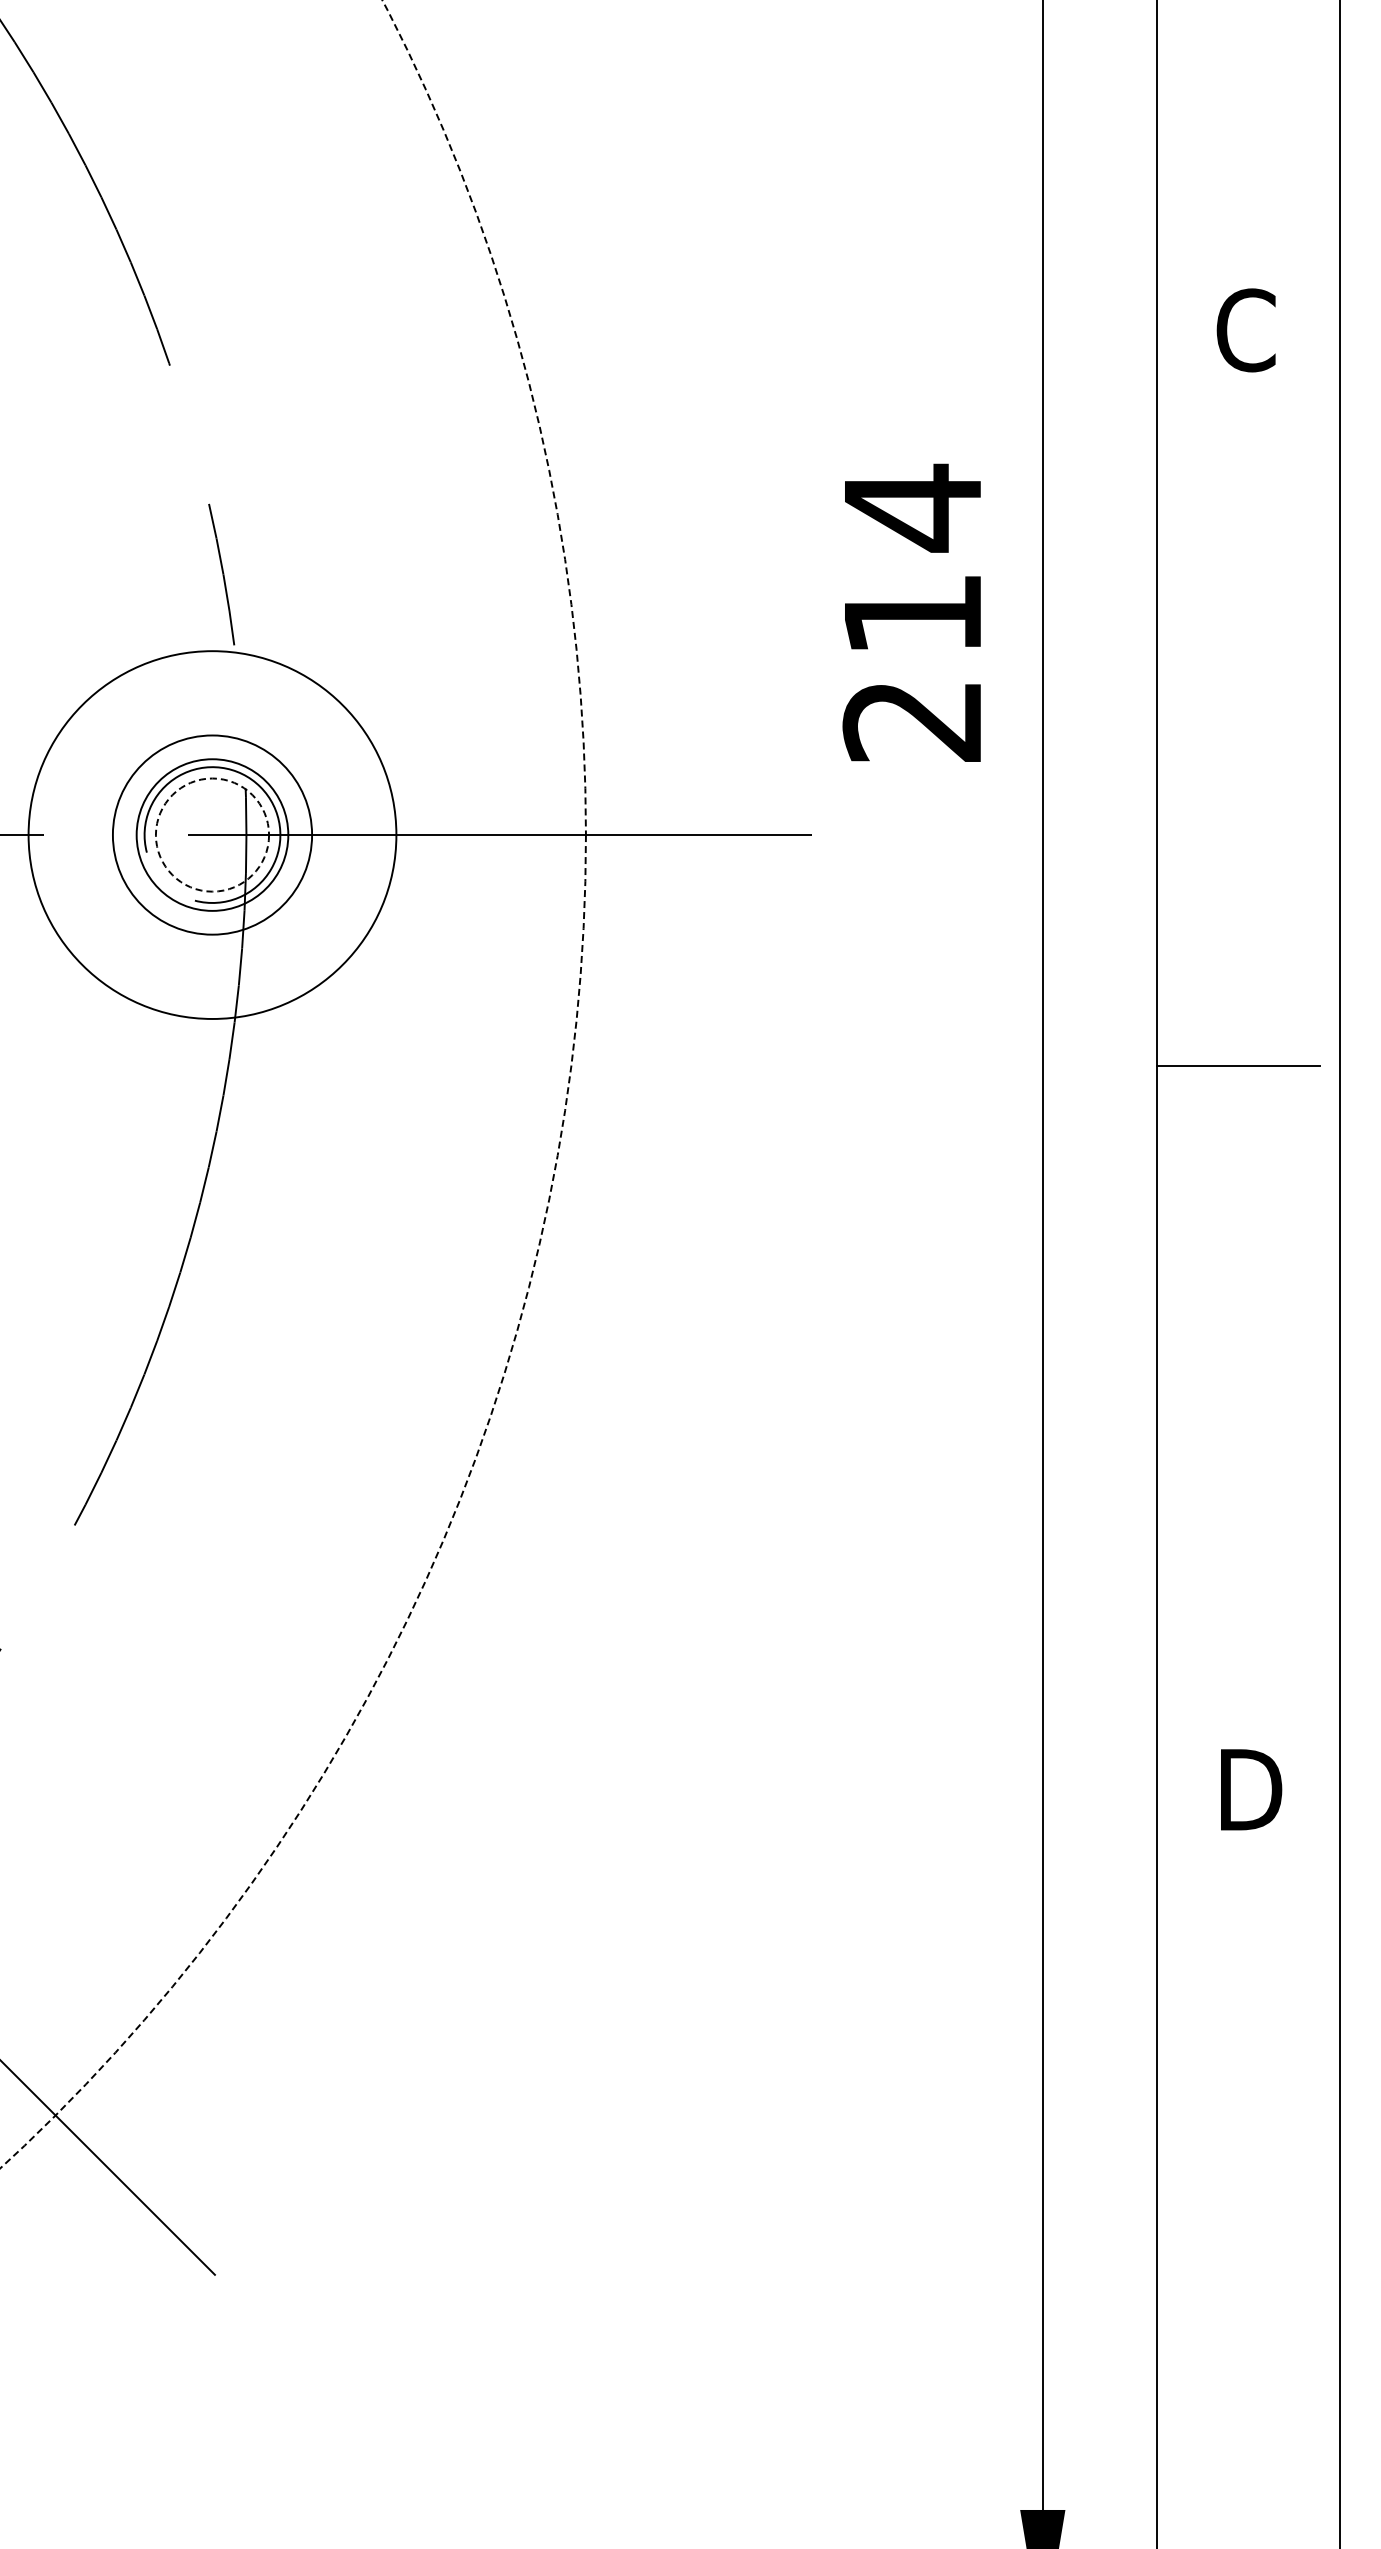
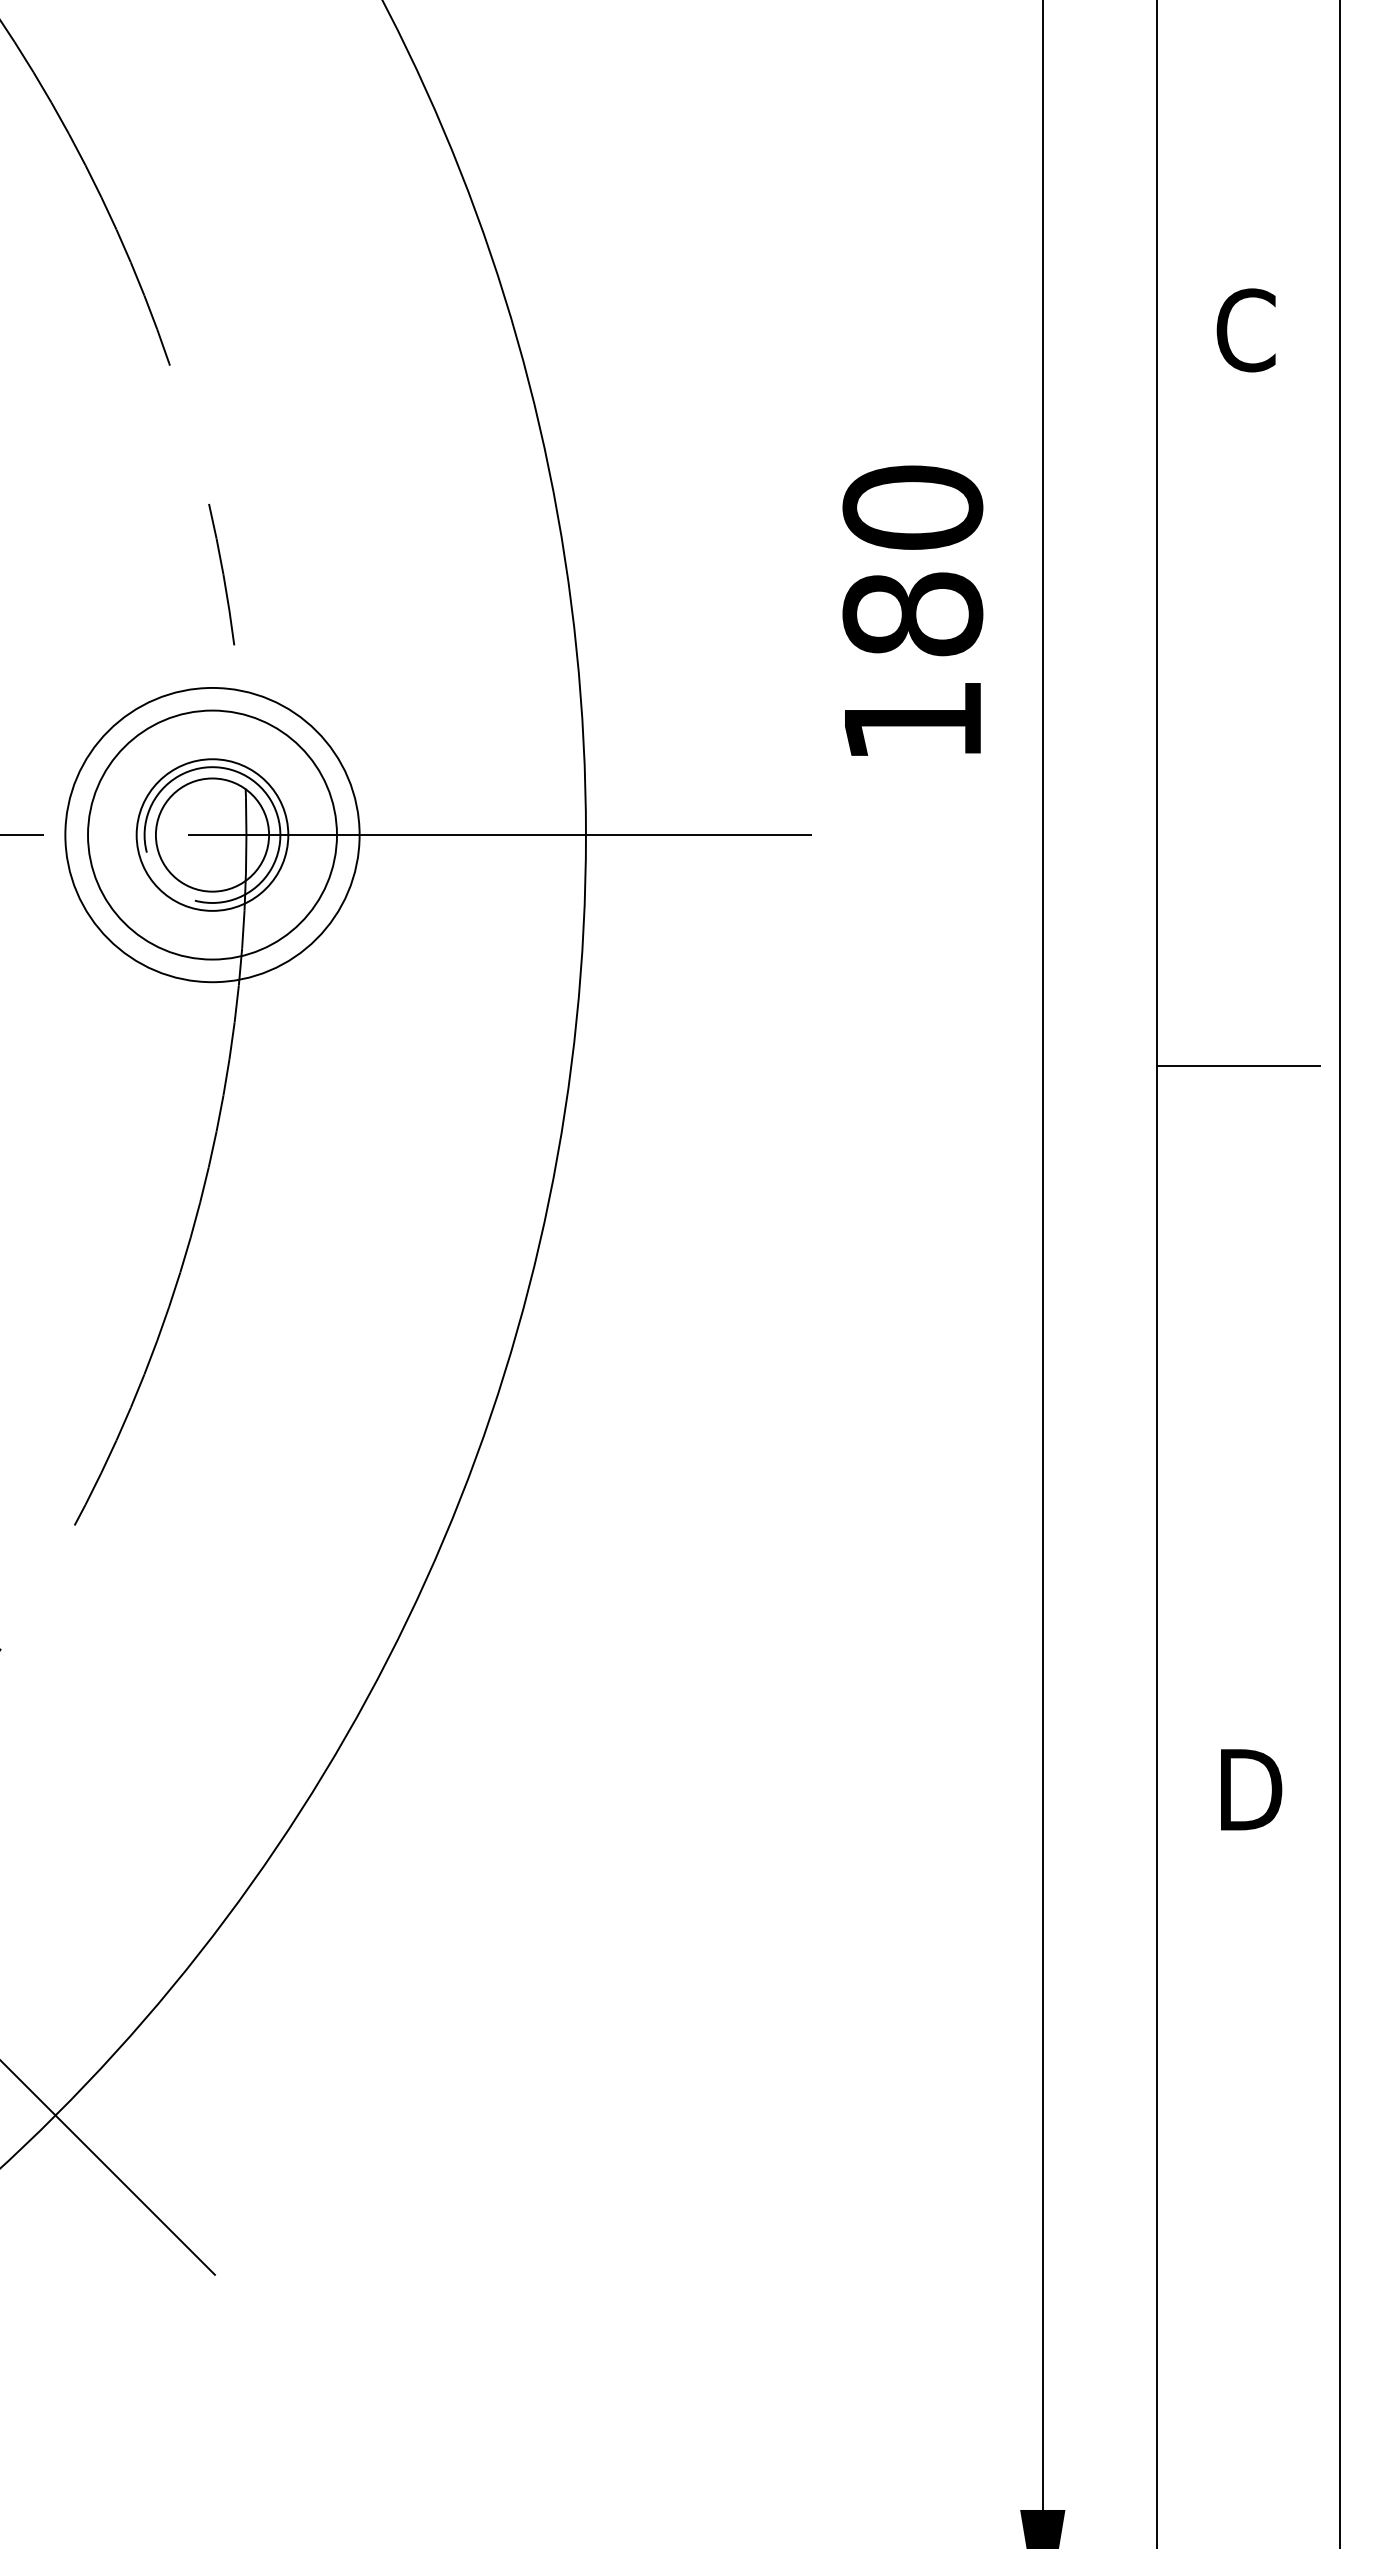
text: 214 -> 180 (912, 612)
circle diameter: 199 px -> 249 px (212, 834)
circle diameter: 368 px -> 294 px (212, 834)
circle: dashed -> solid (212, 834)
circle: dashed -> solid (292, 1084)
